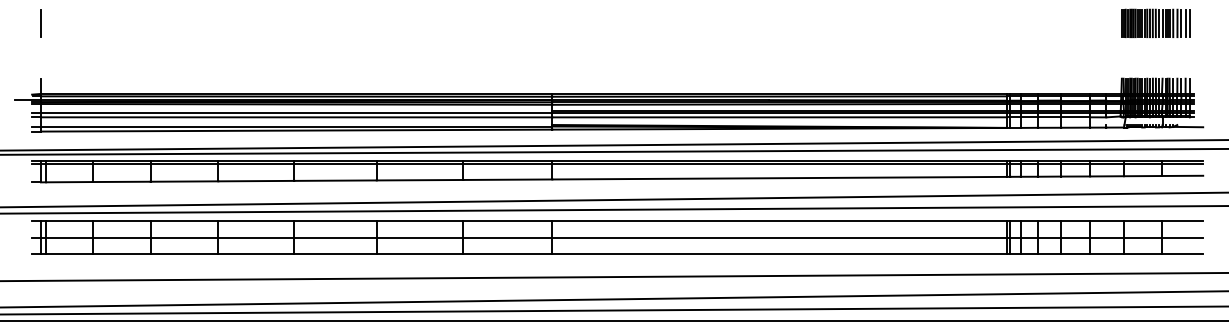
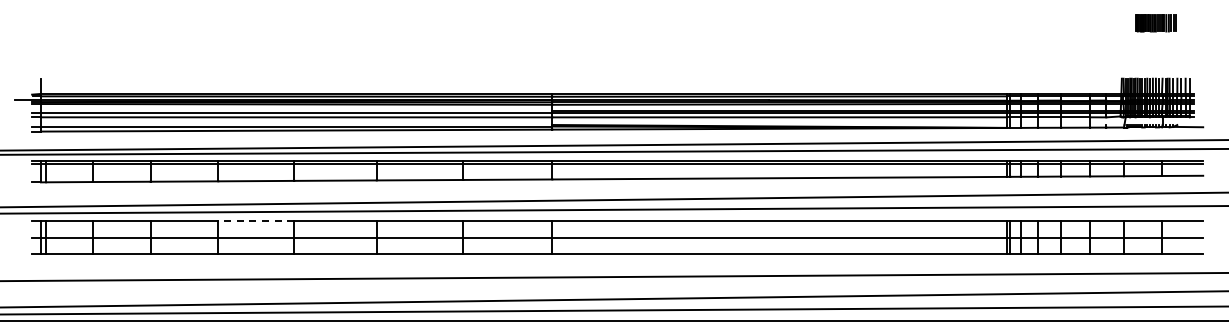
part size: 70x30 px -> 42x19 px (1155, 23)
line: present -> none (40, 23)
line: solid -> dashed (255, 220)
